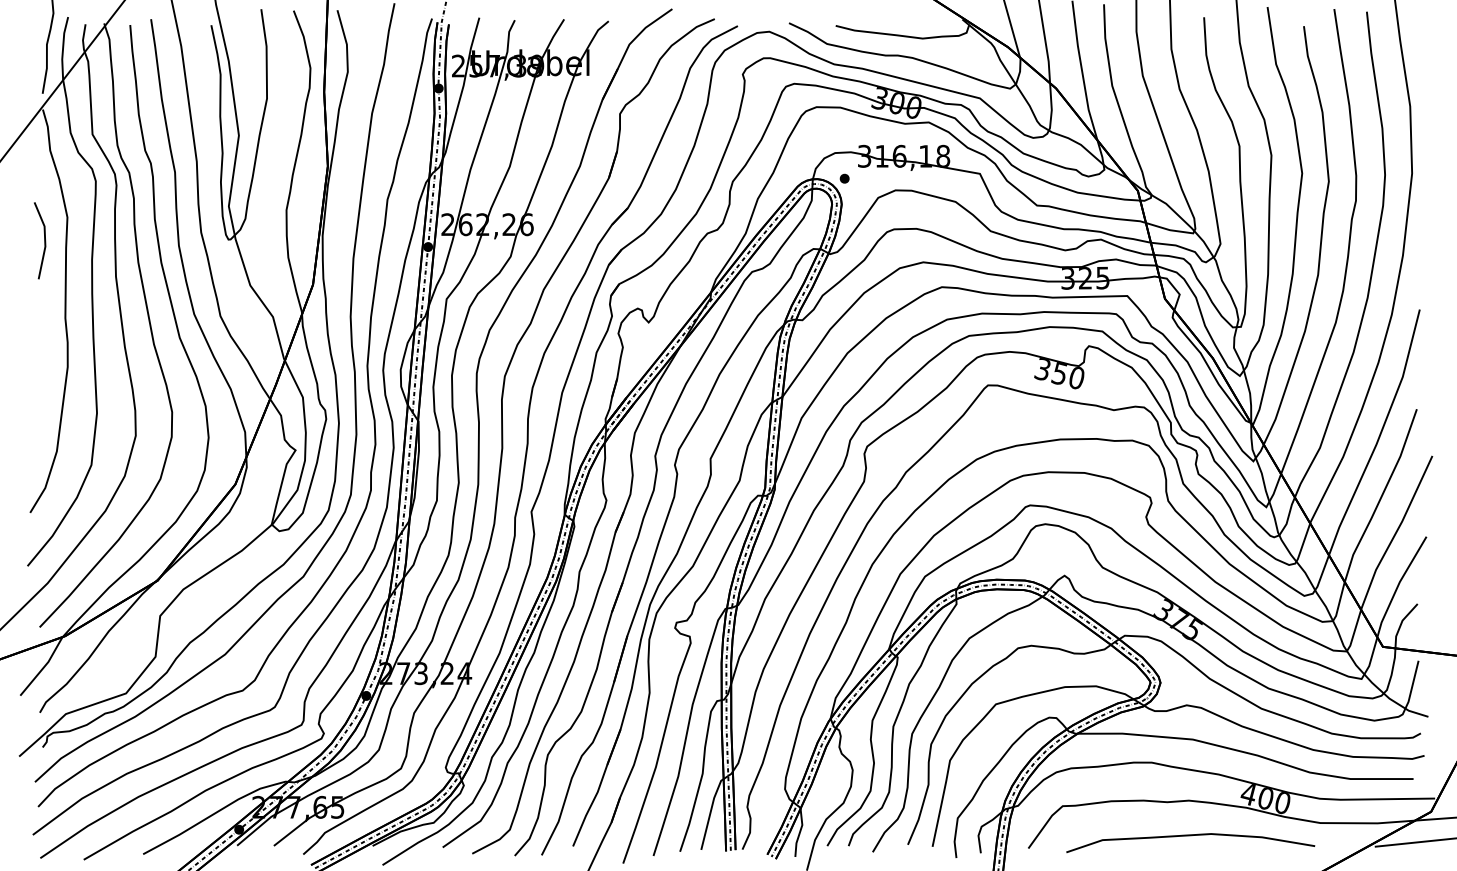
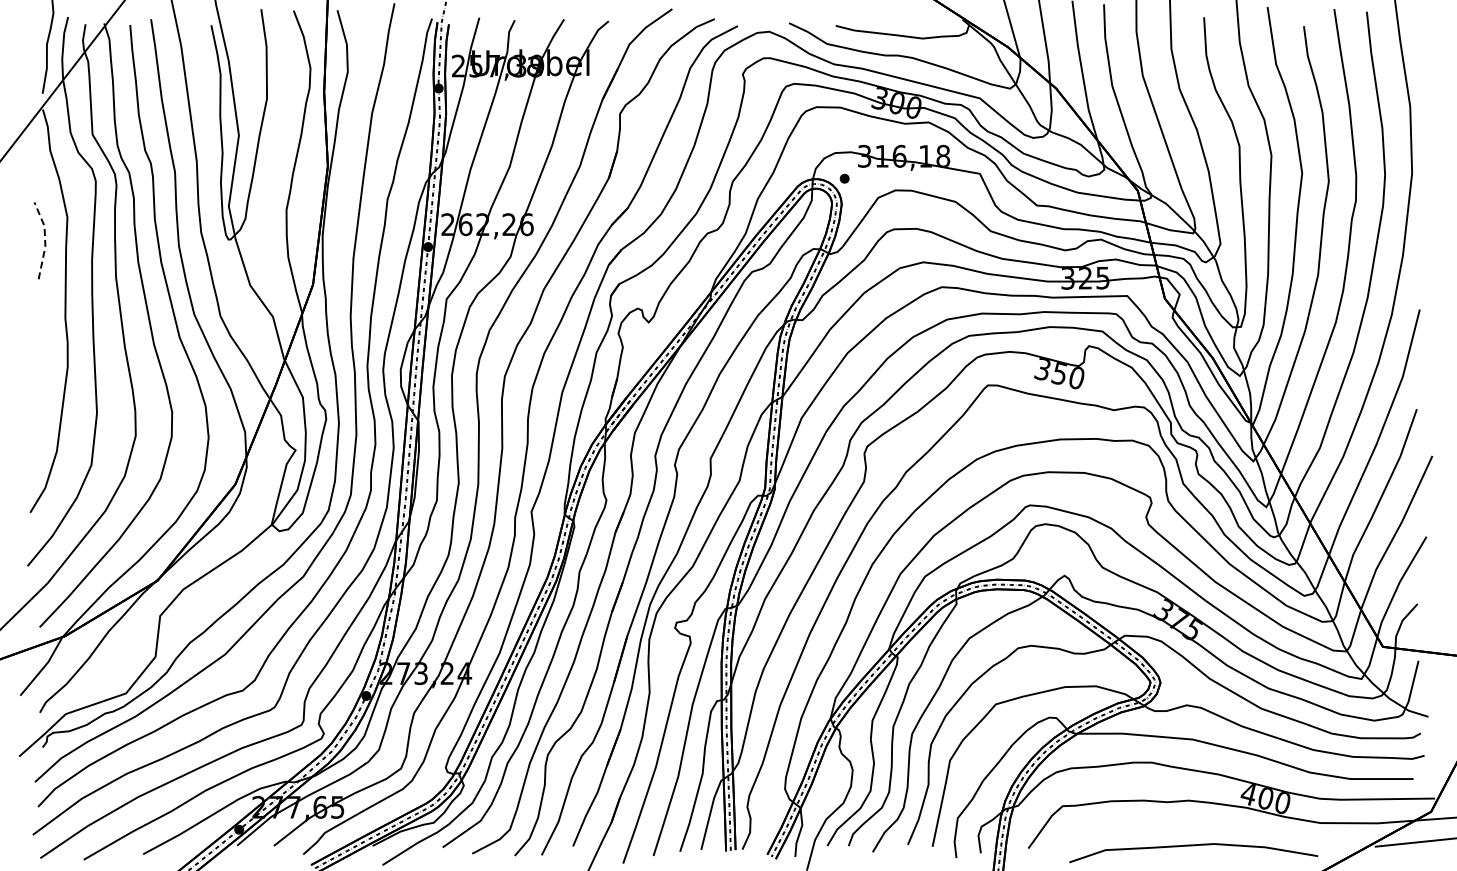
line: solid -> dashed (45, 239)
curve position: (1190, 836) -> (1193, 846) (1193, 846)
